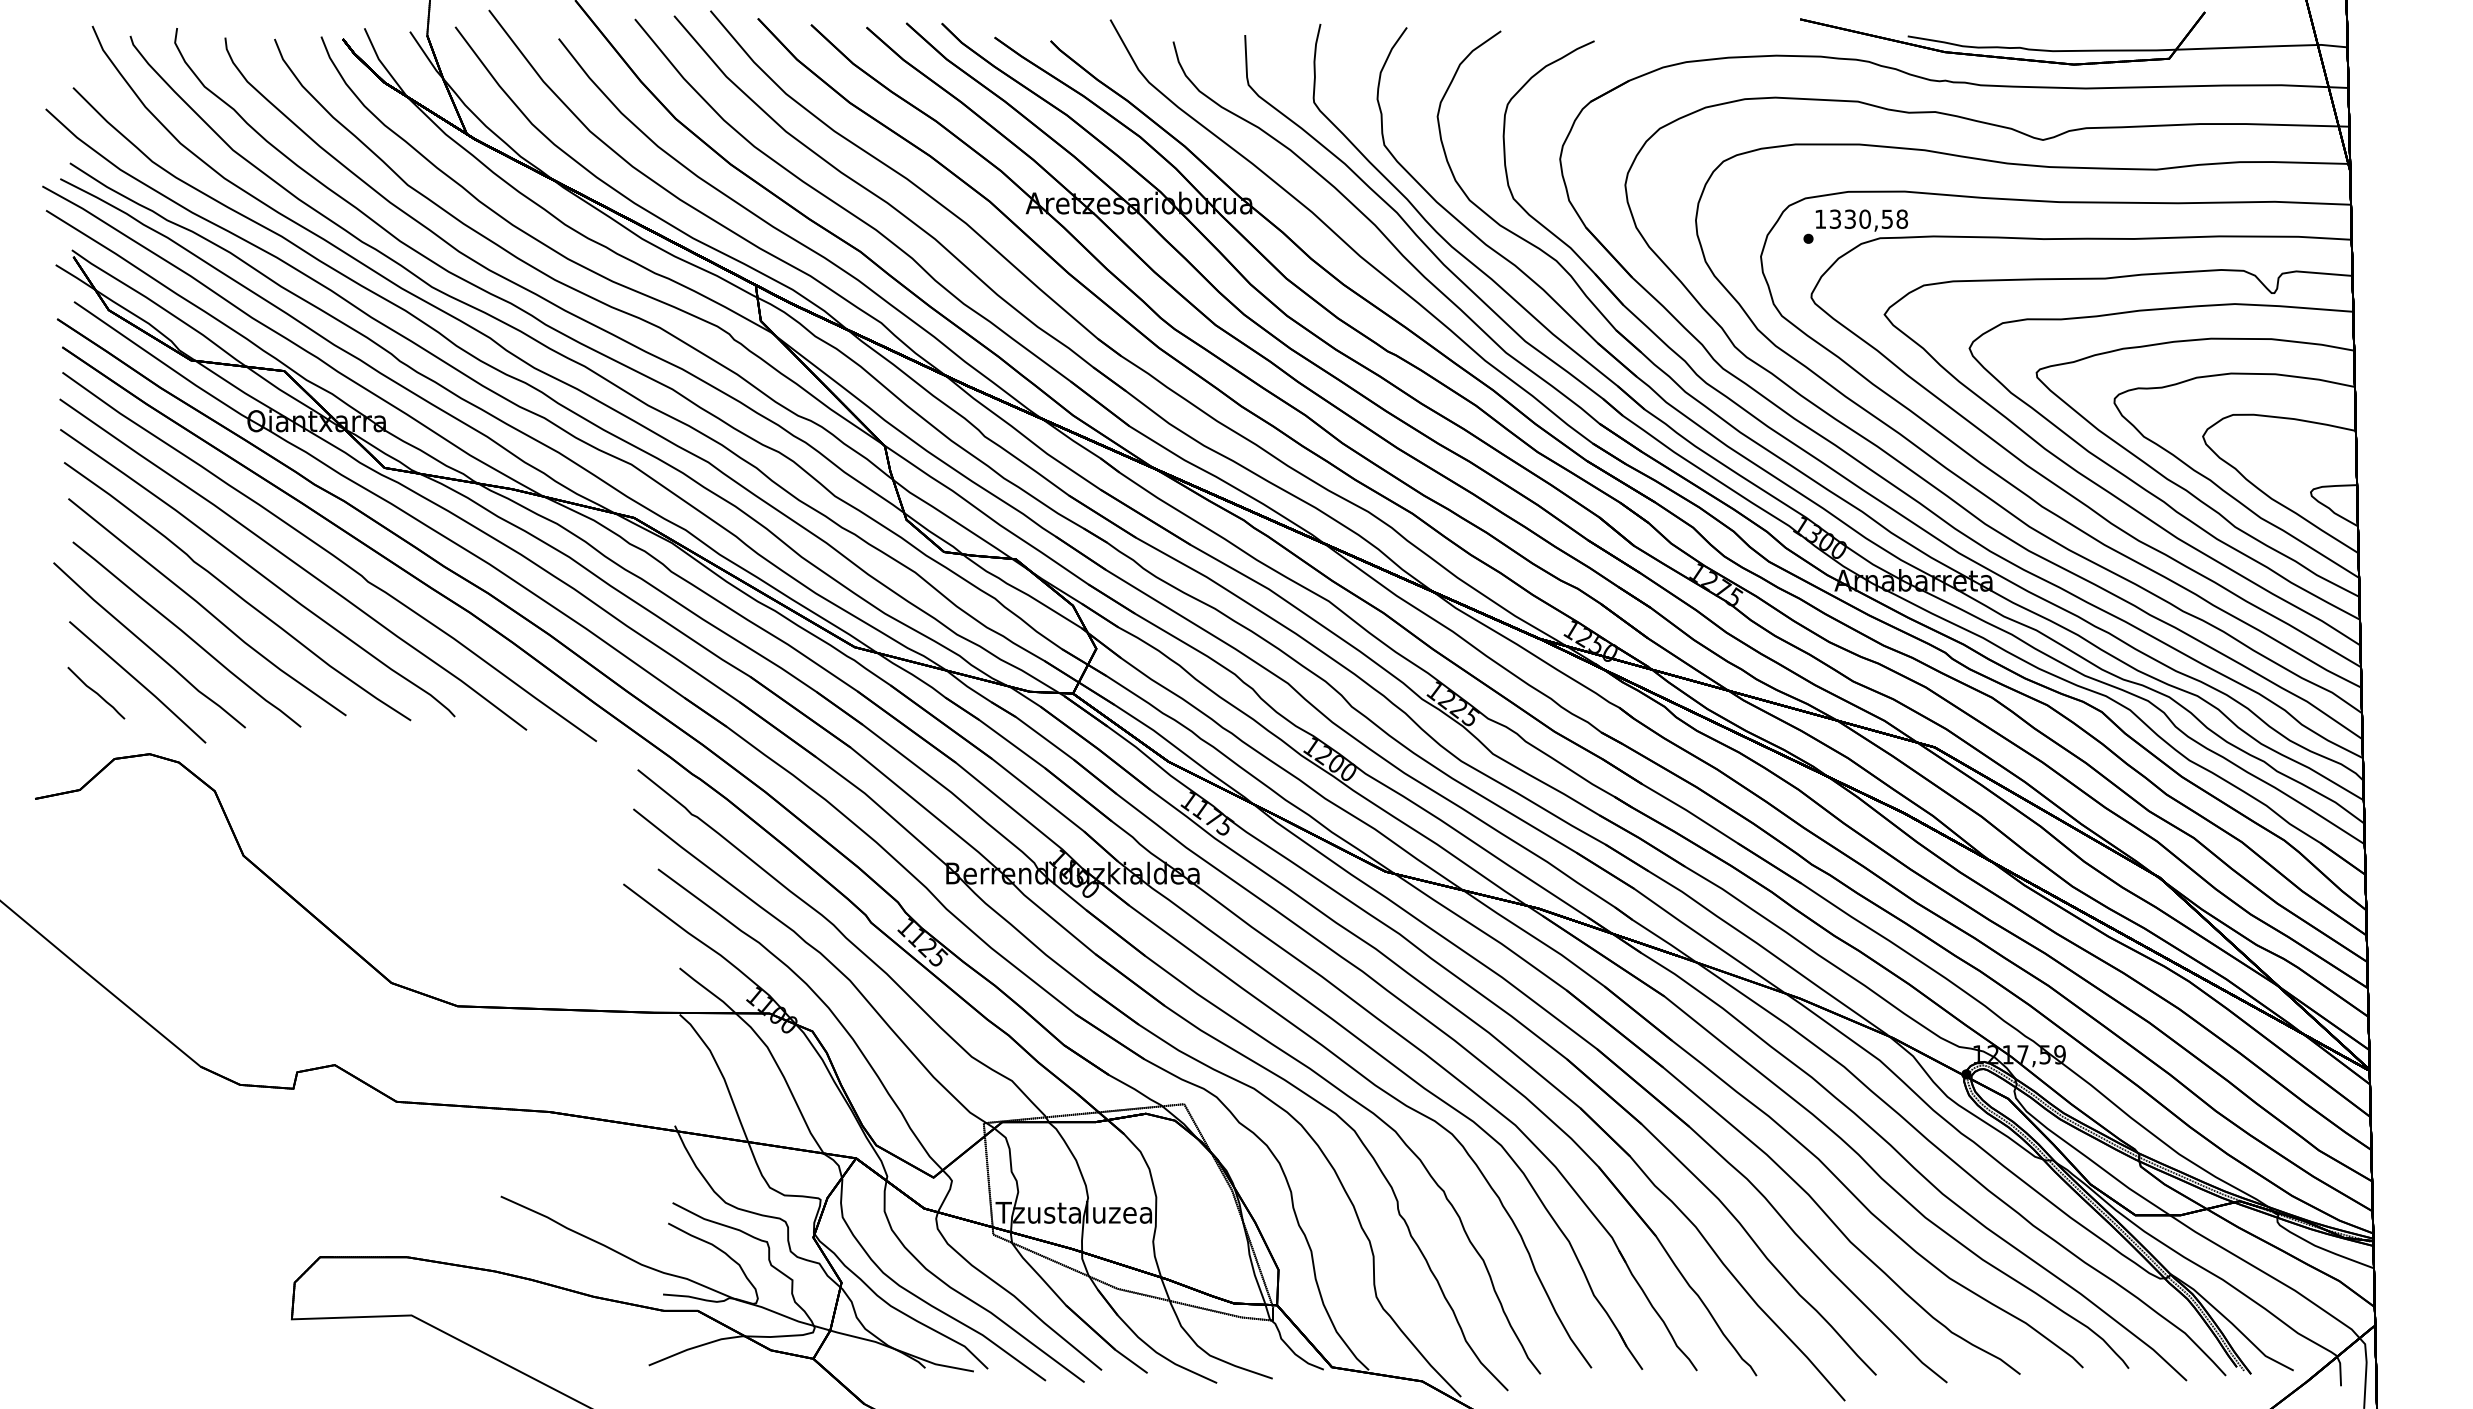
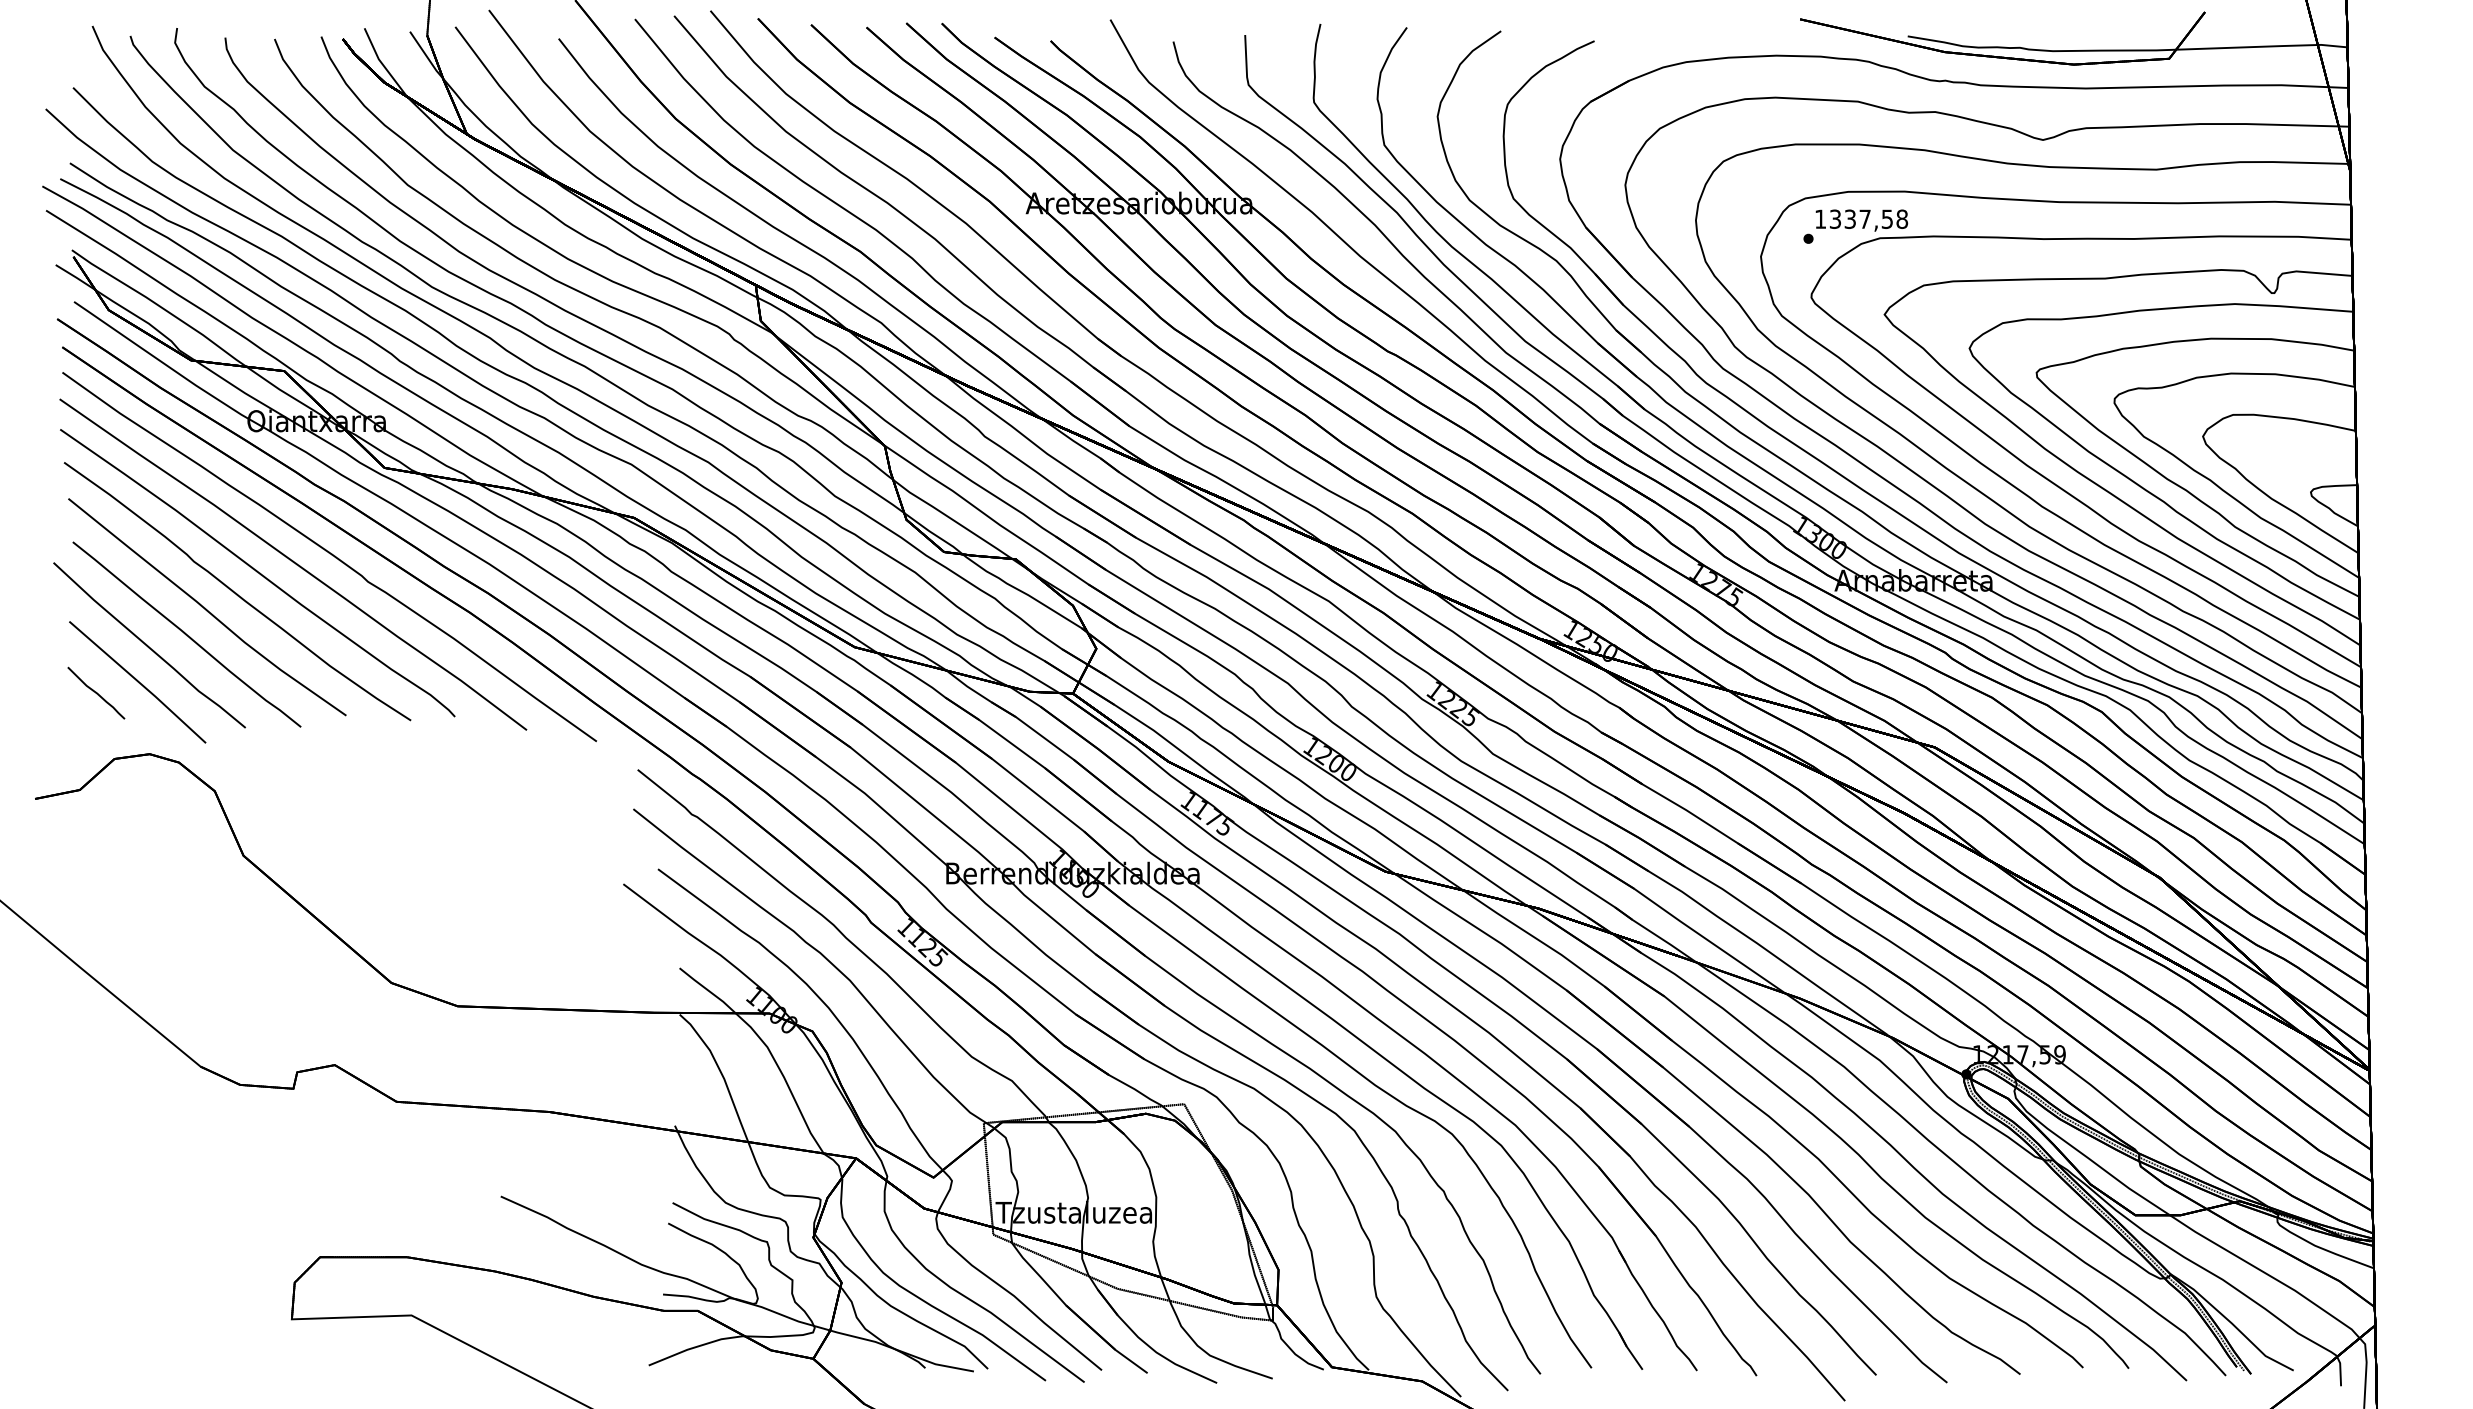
text: 1330,58 -> 1337,58 (1864, 218)
